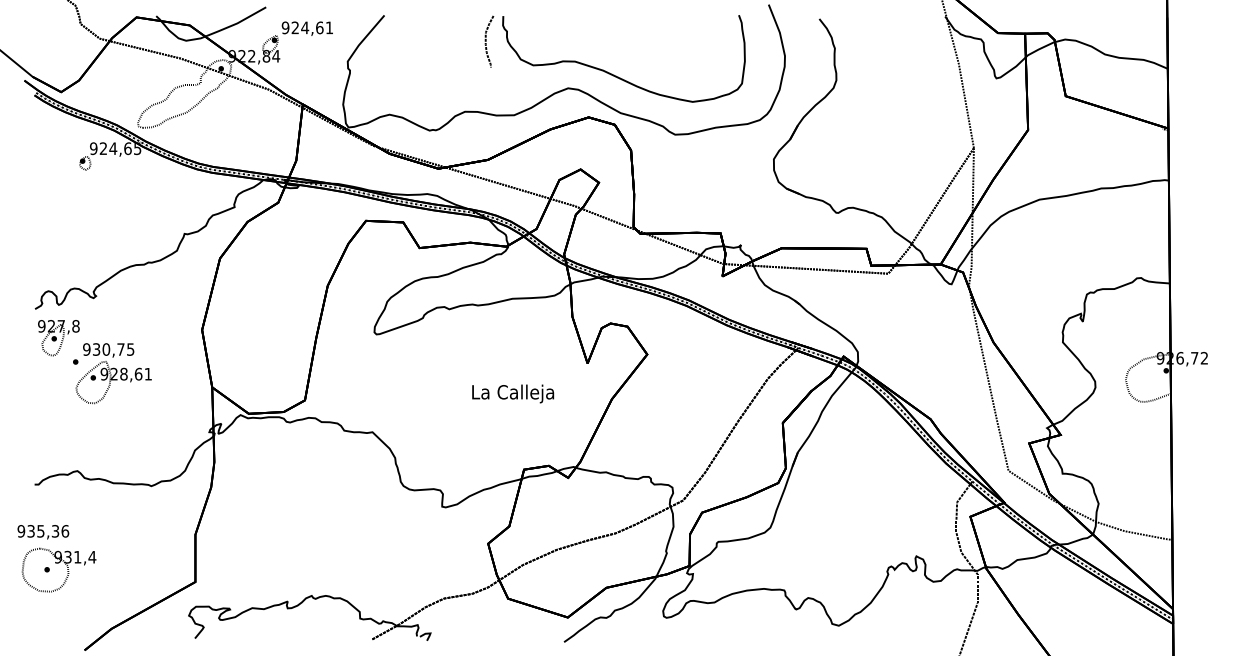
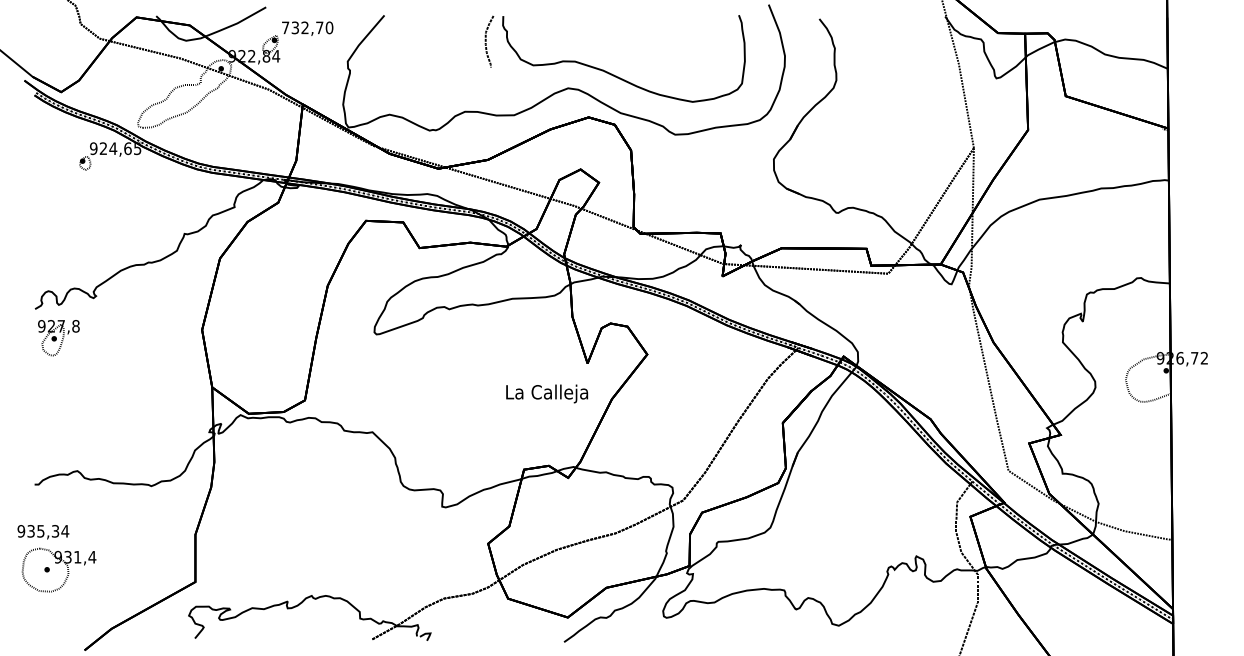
text: 924,61 -> 732,70 (307, 27)
part: present -> none (112, 373)
text position: (513, 393) -> (547, 393) (547, 393)
text: 935,36 -> 935,34 (65, 531)
